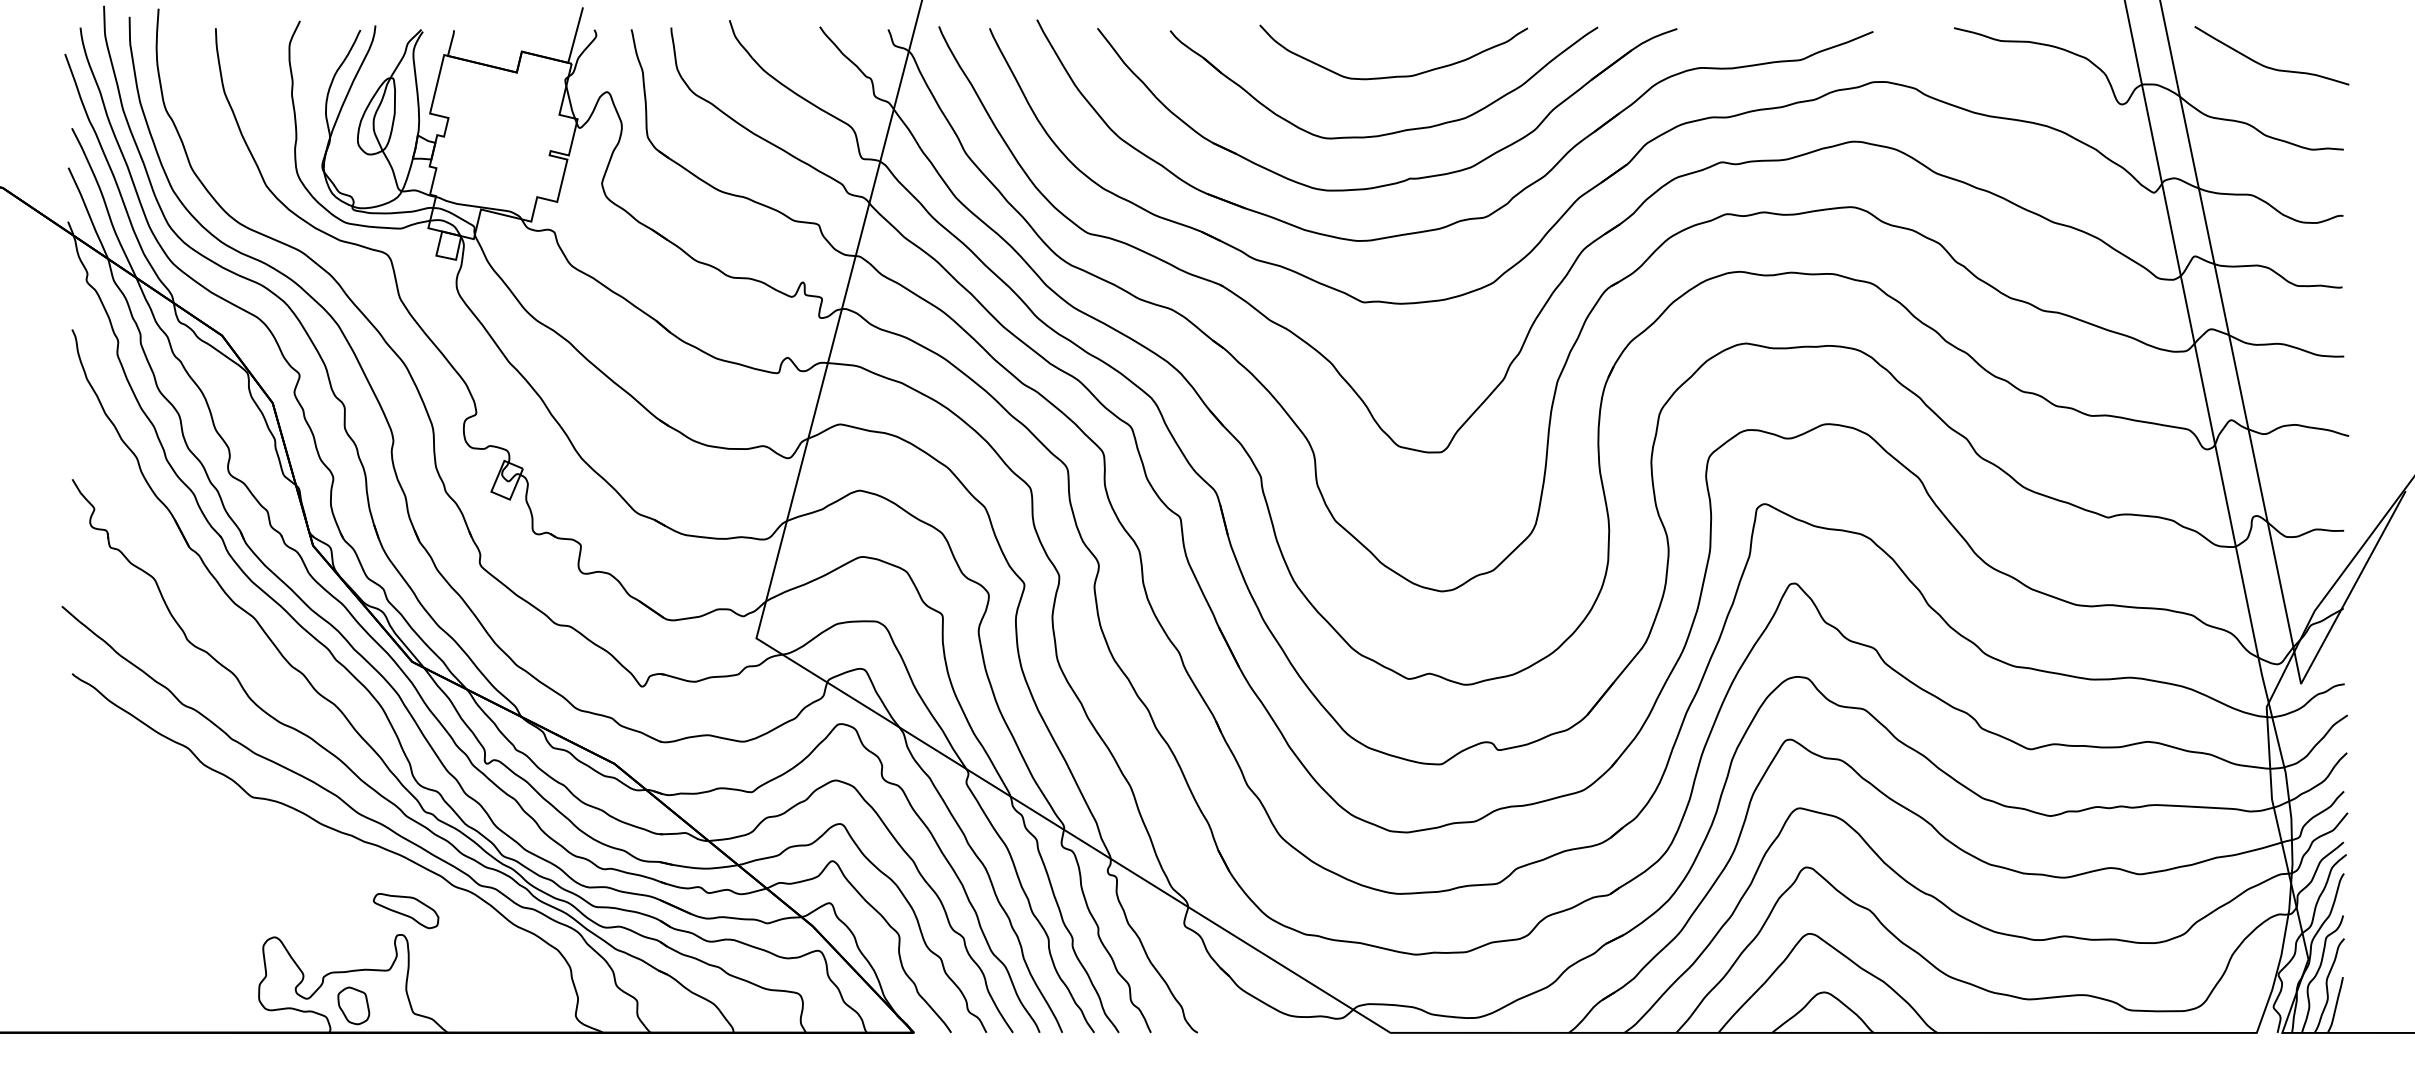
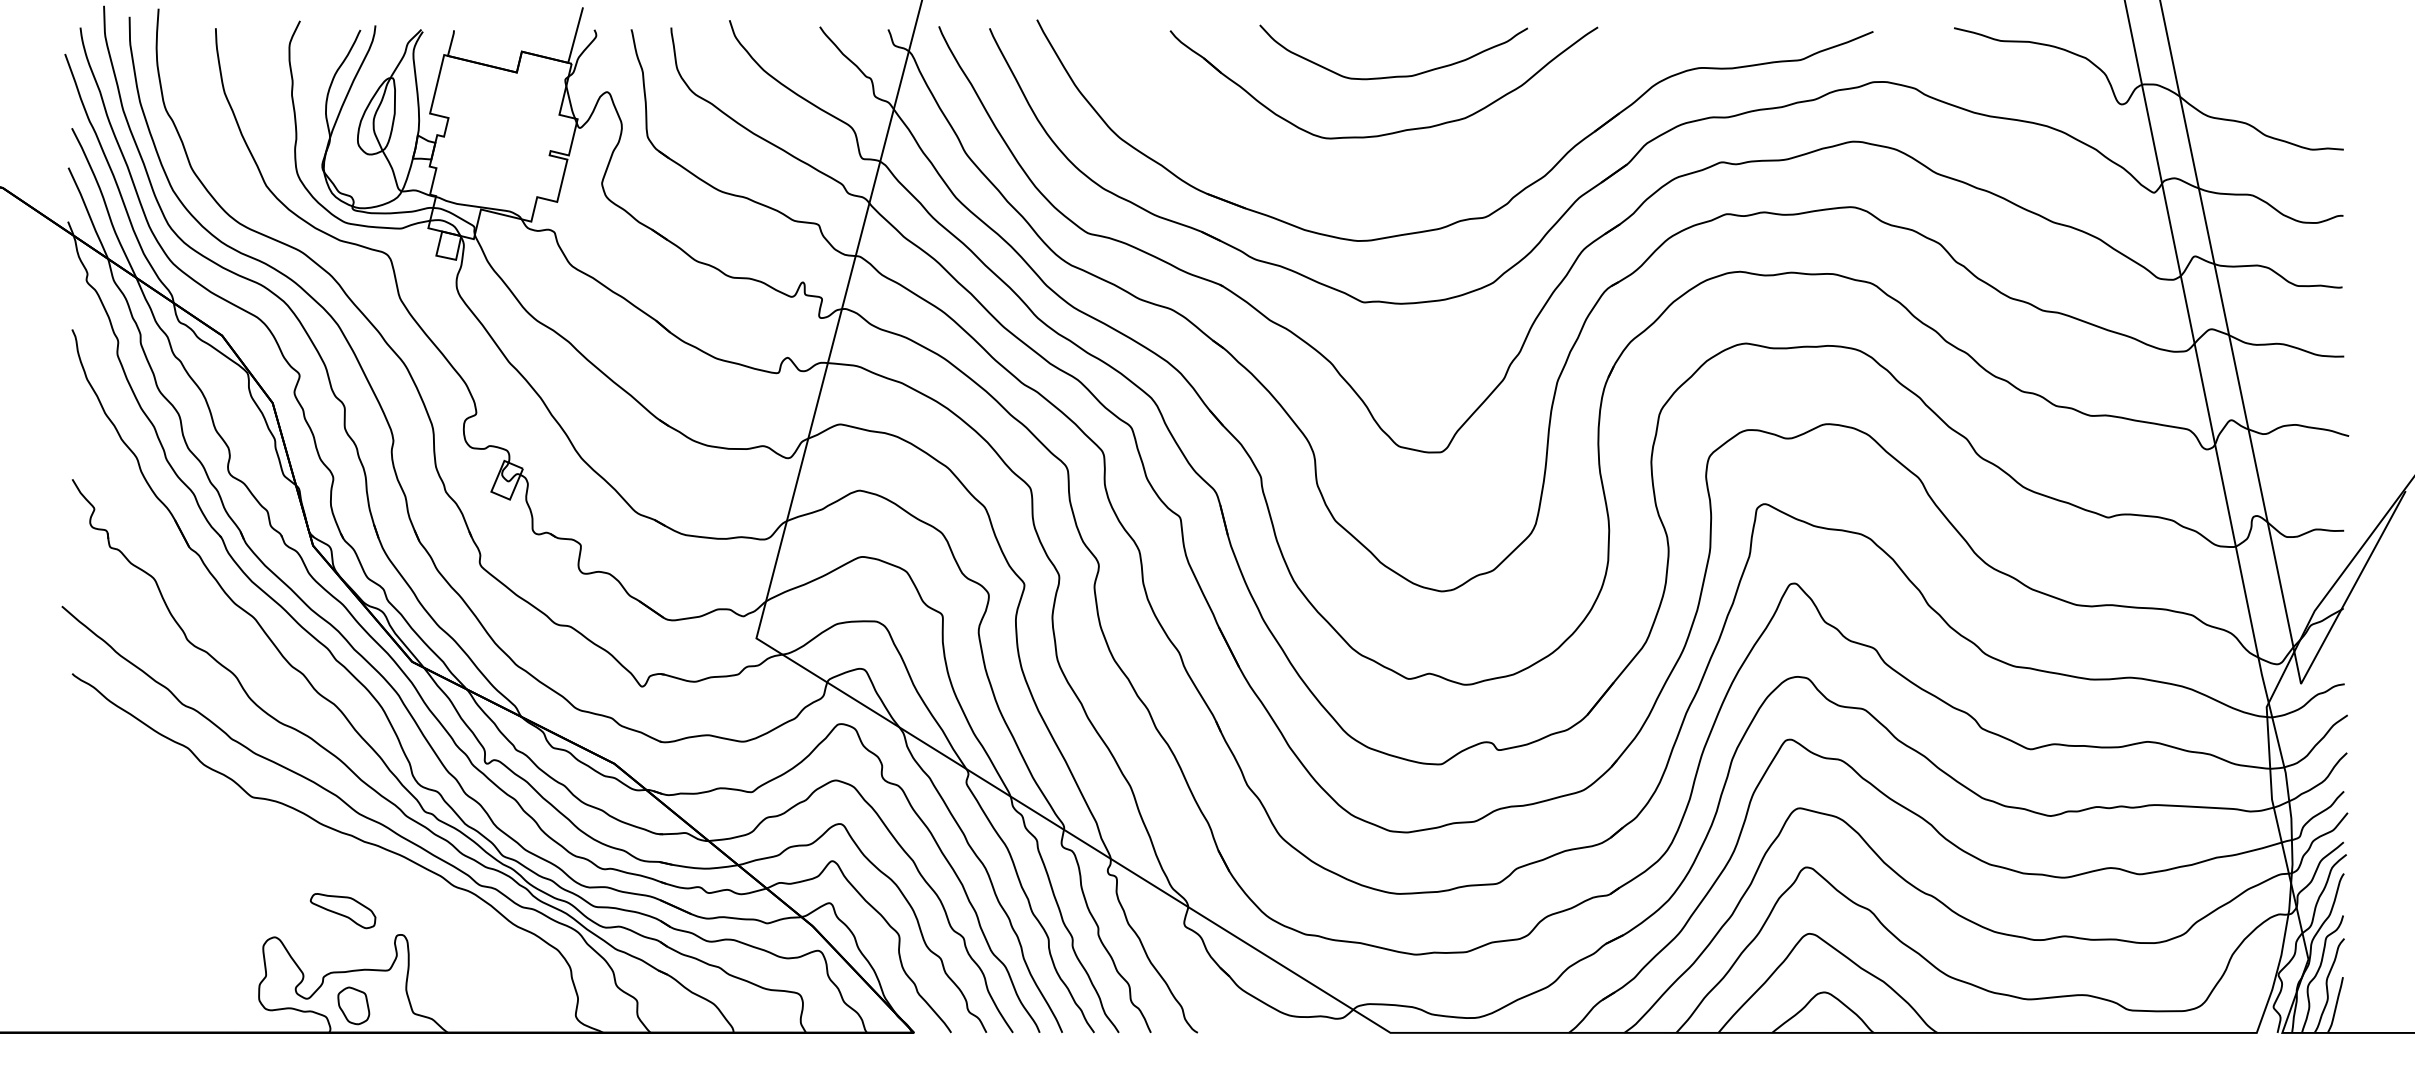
curve: present -> none (2268, 66)
part: present -> none (1409, 177)
part position: (405, 911) -> (342, 911) (342, 911)
